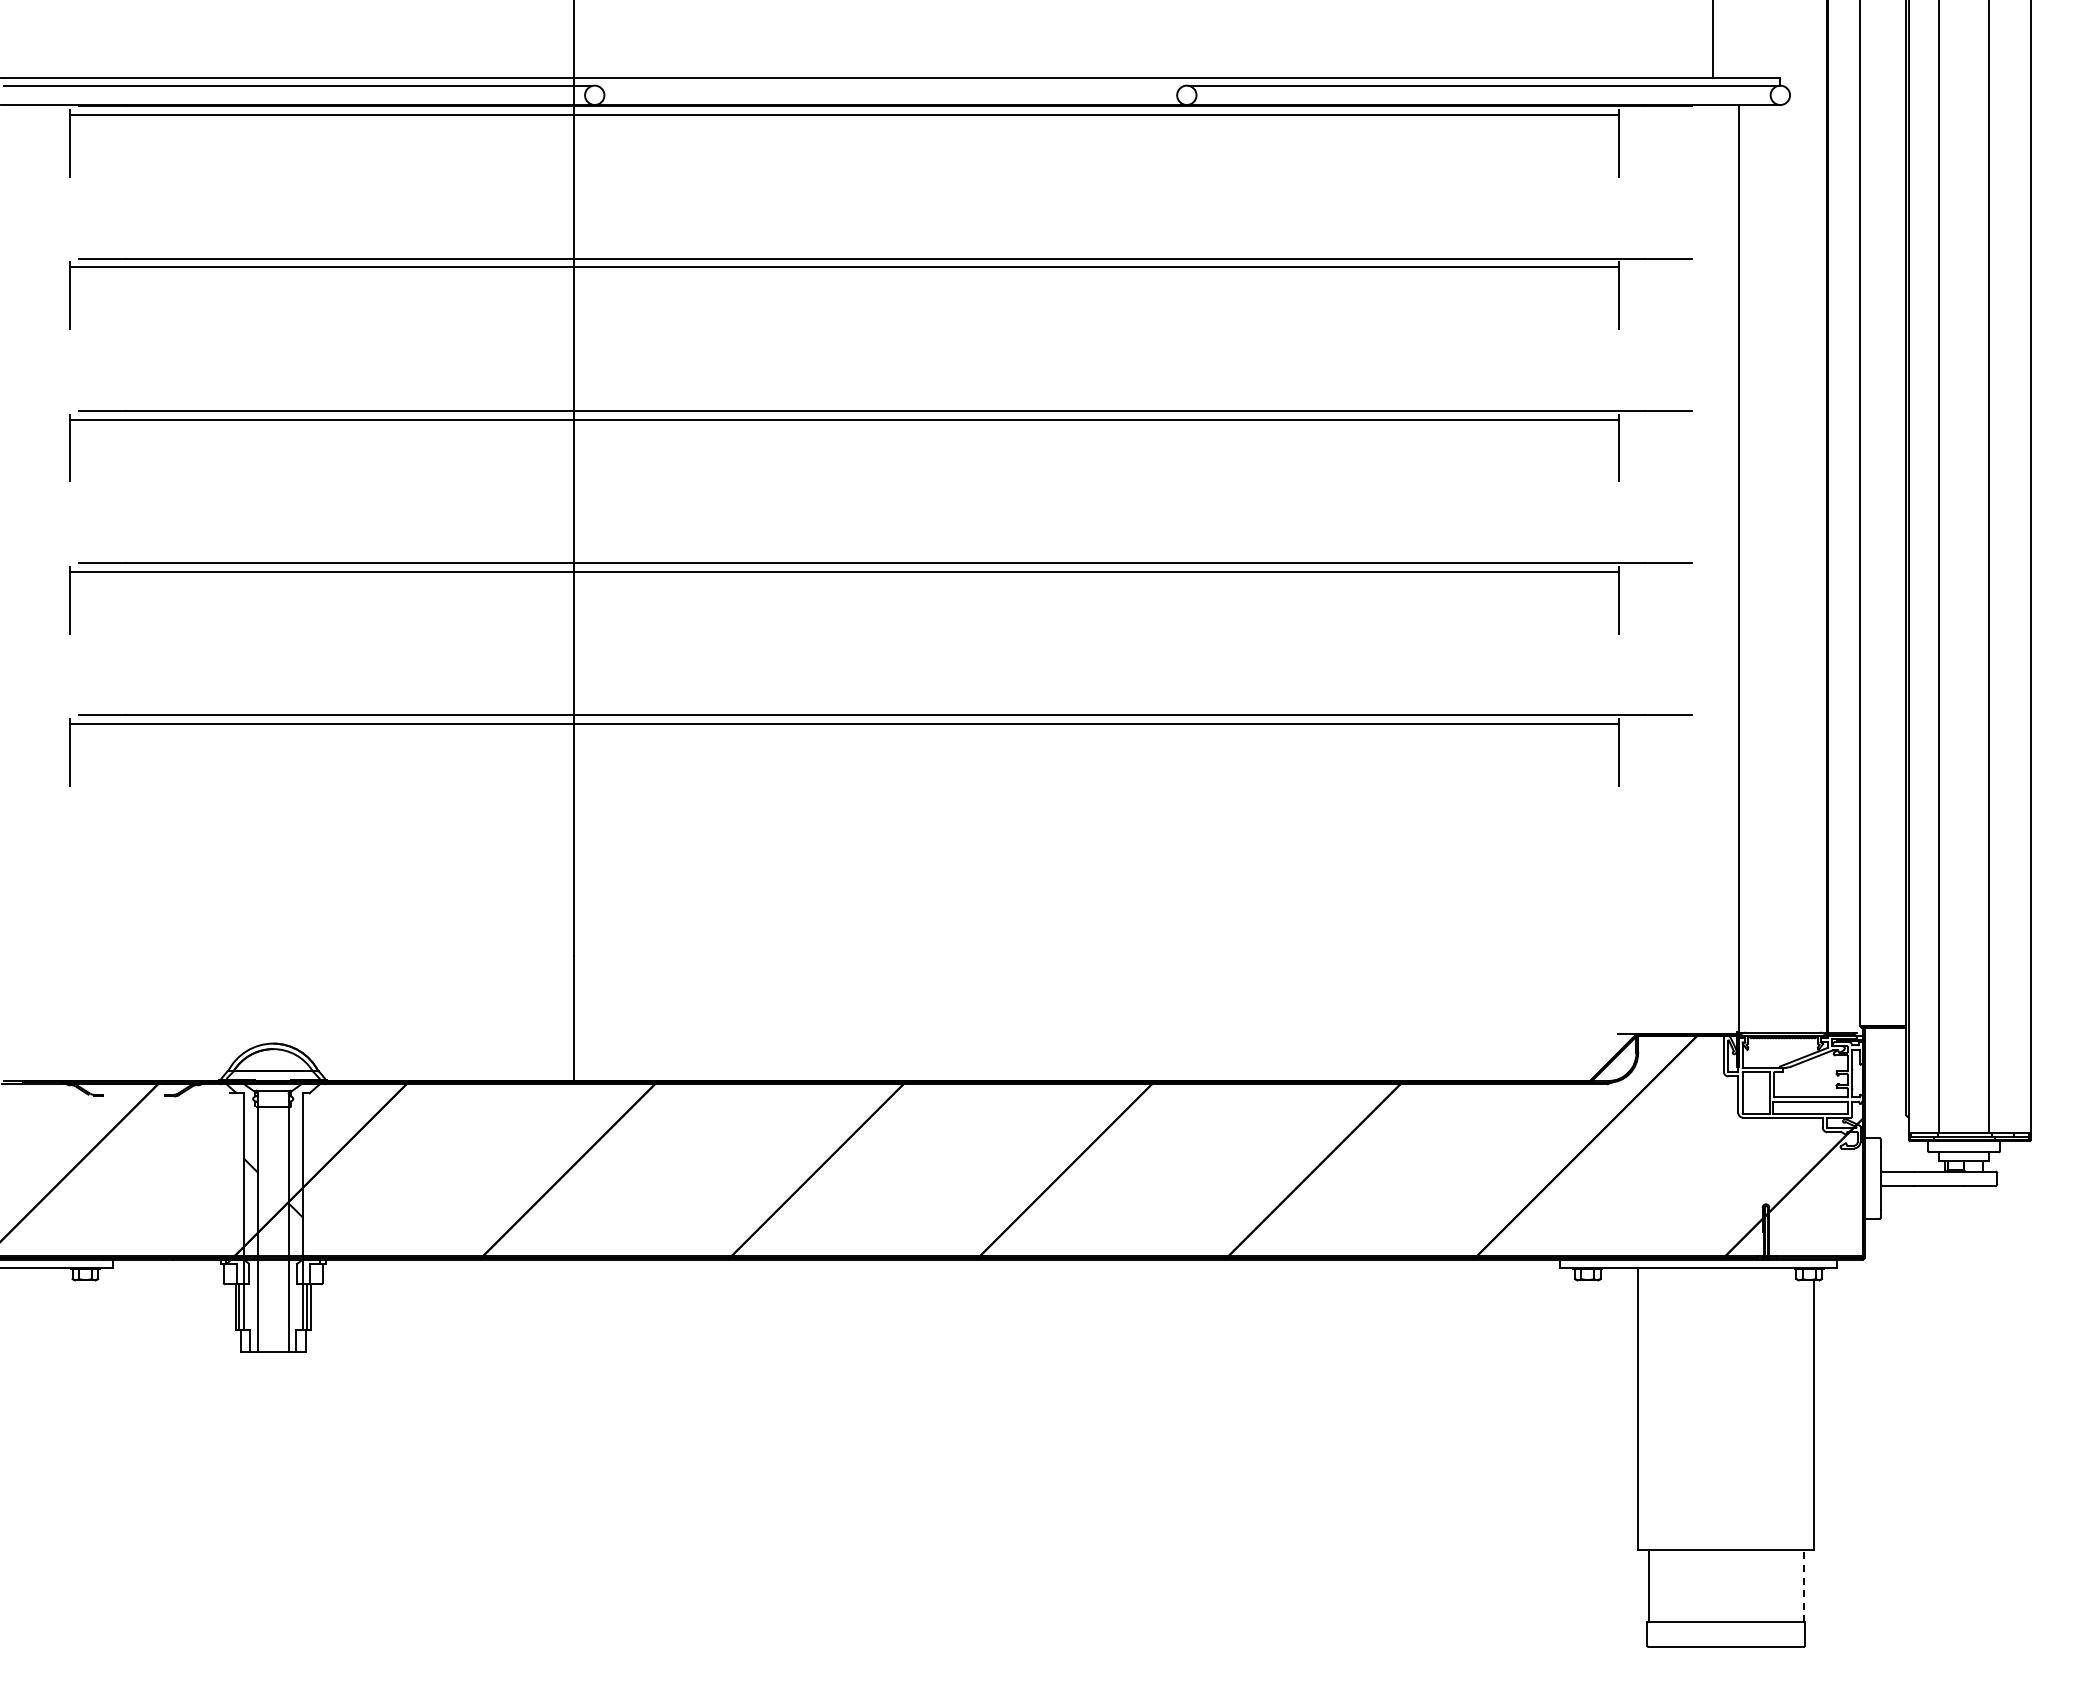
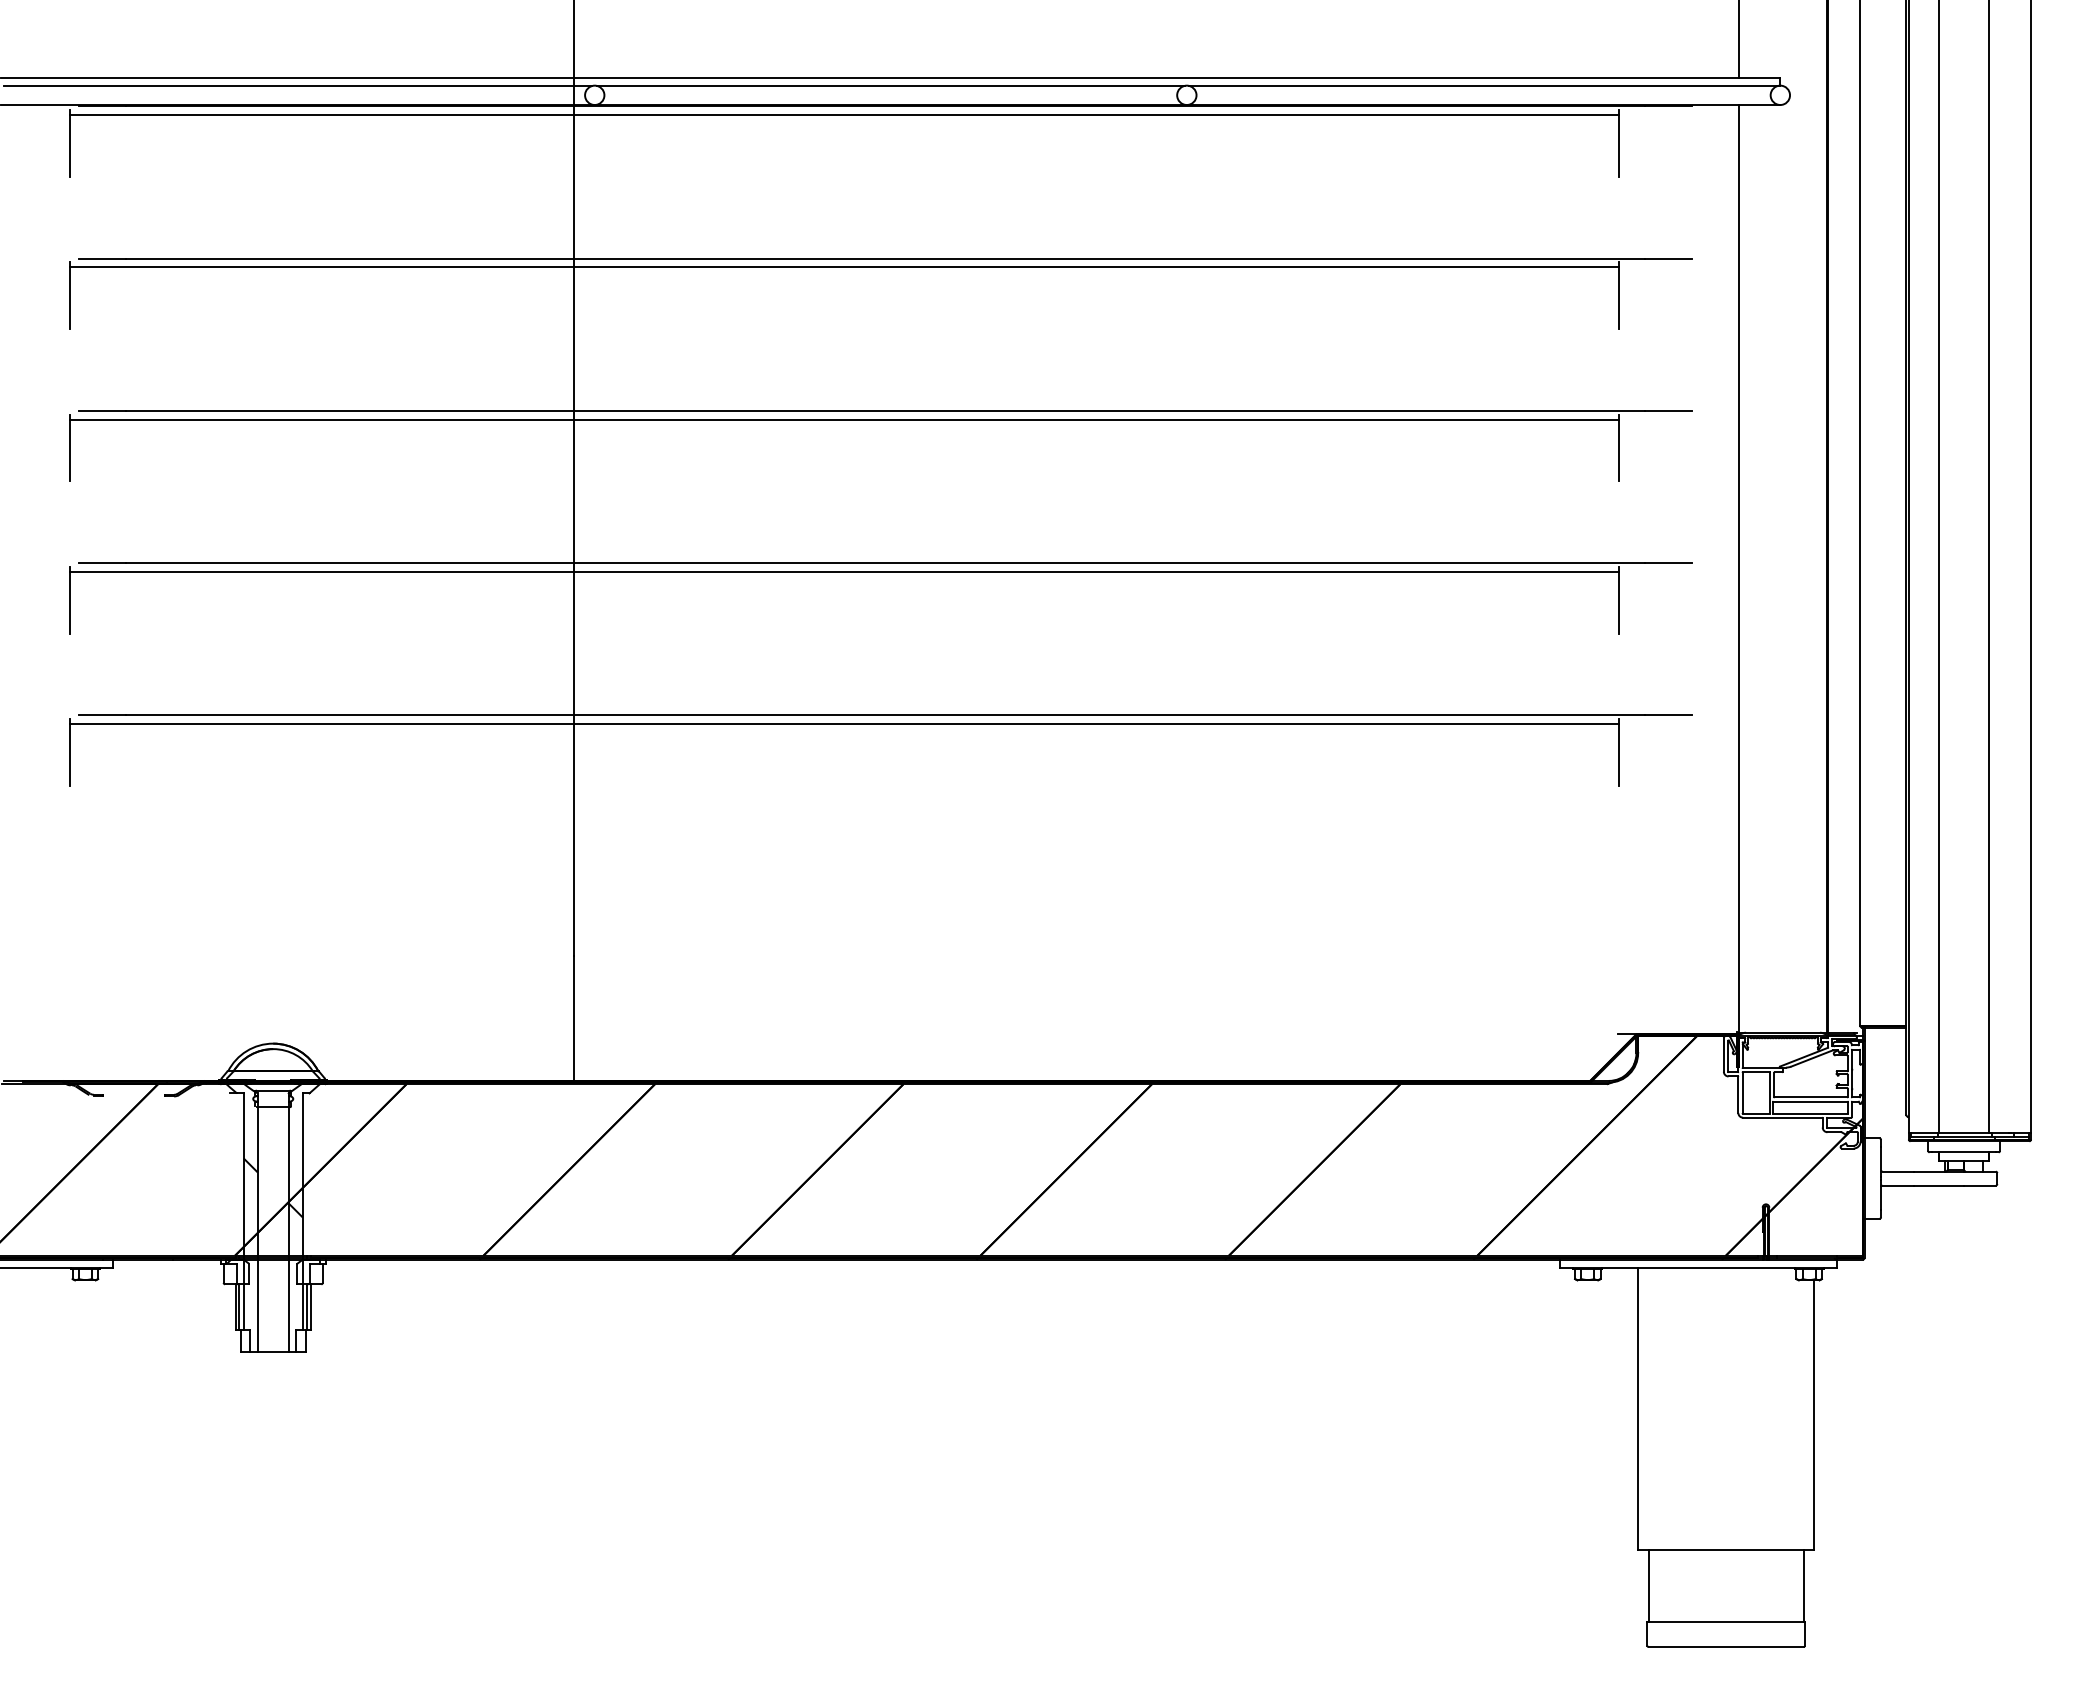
line position: (1713, 39) -> (1739, 39) (1739, 39)
line: none -> present (890, 85)
line: dashed -> solid (1803, 1586)
